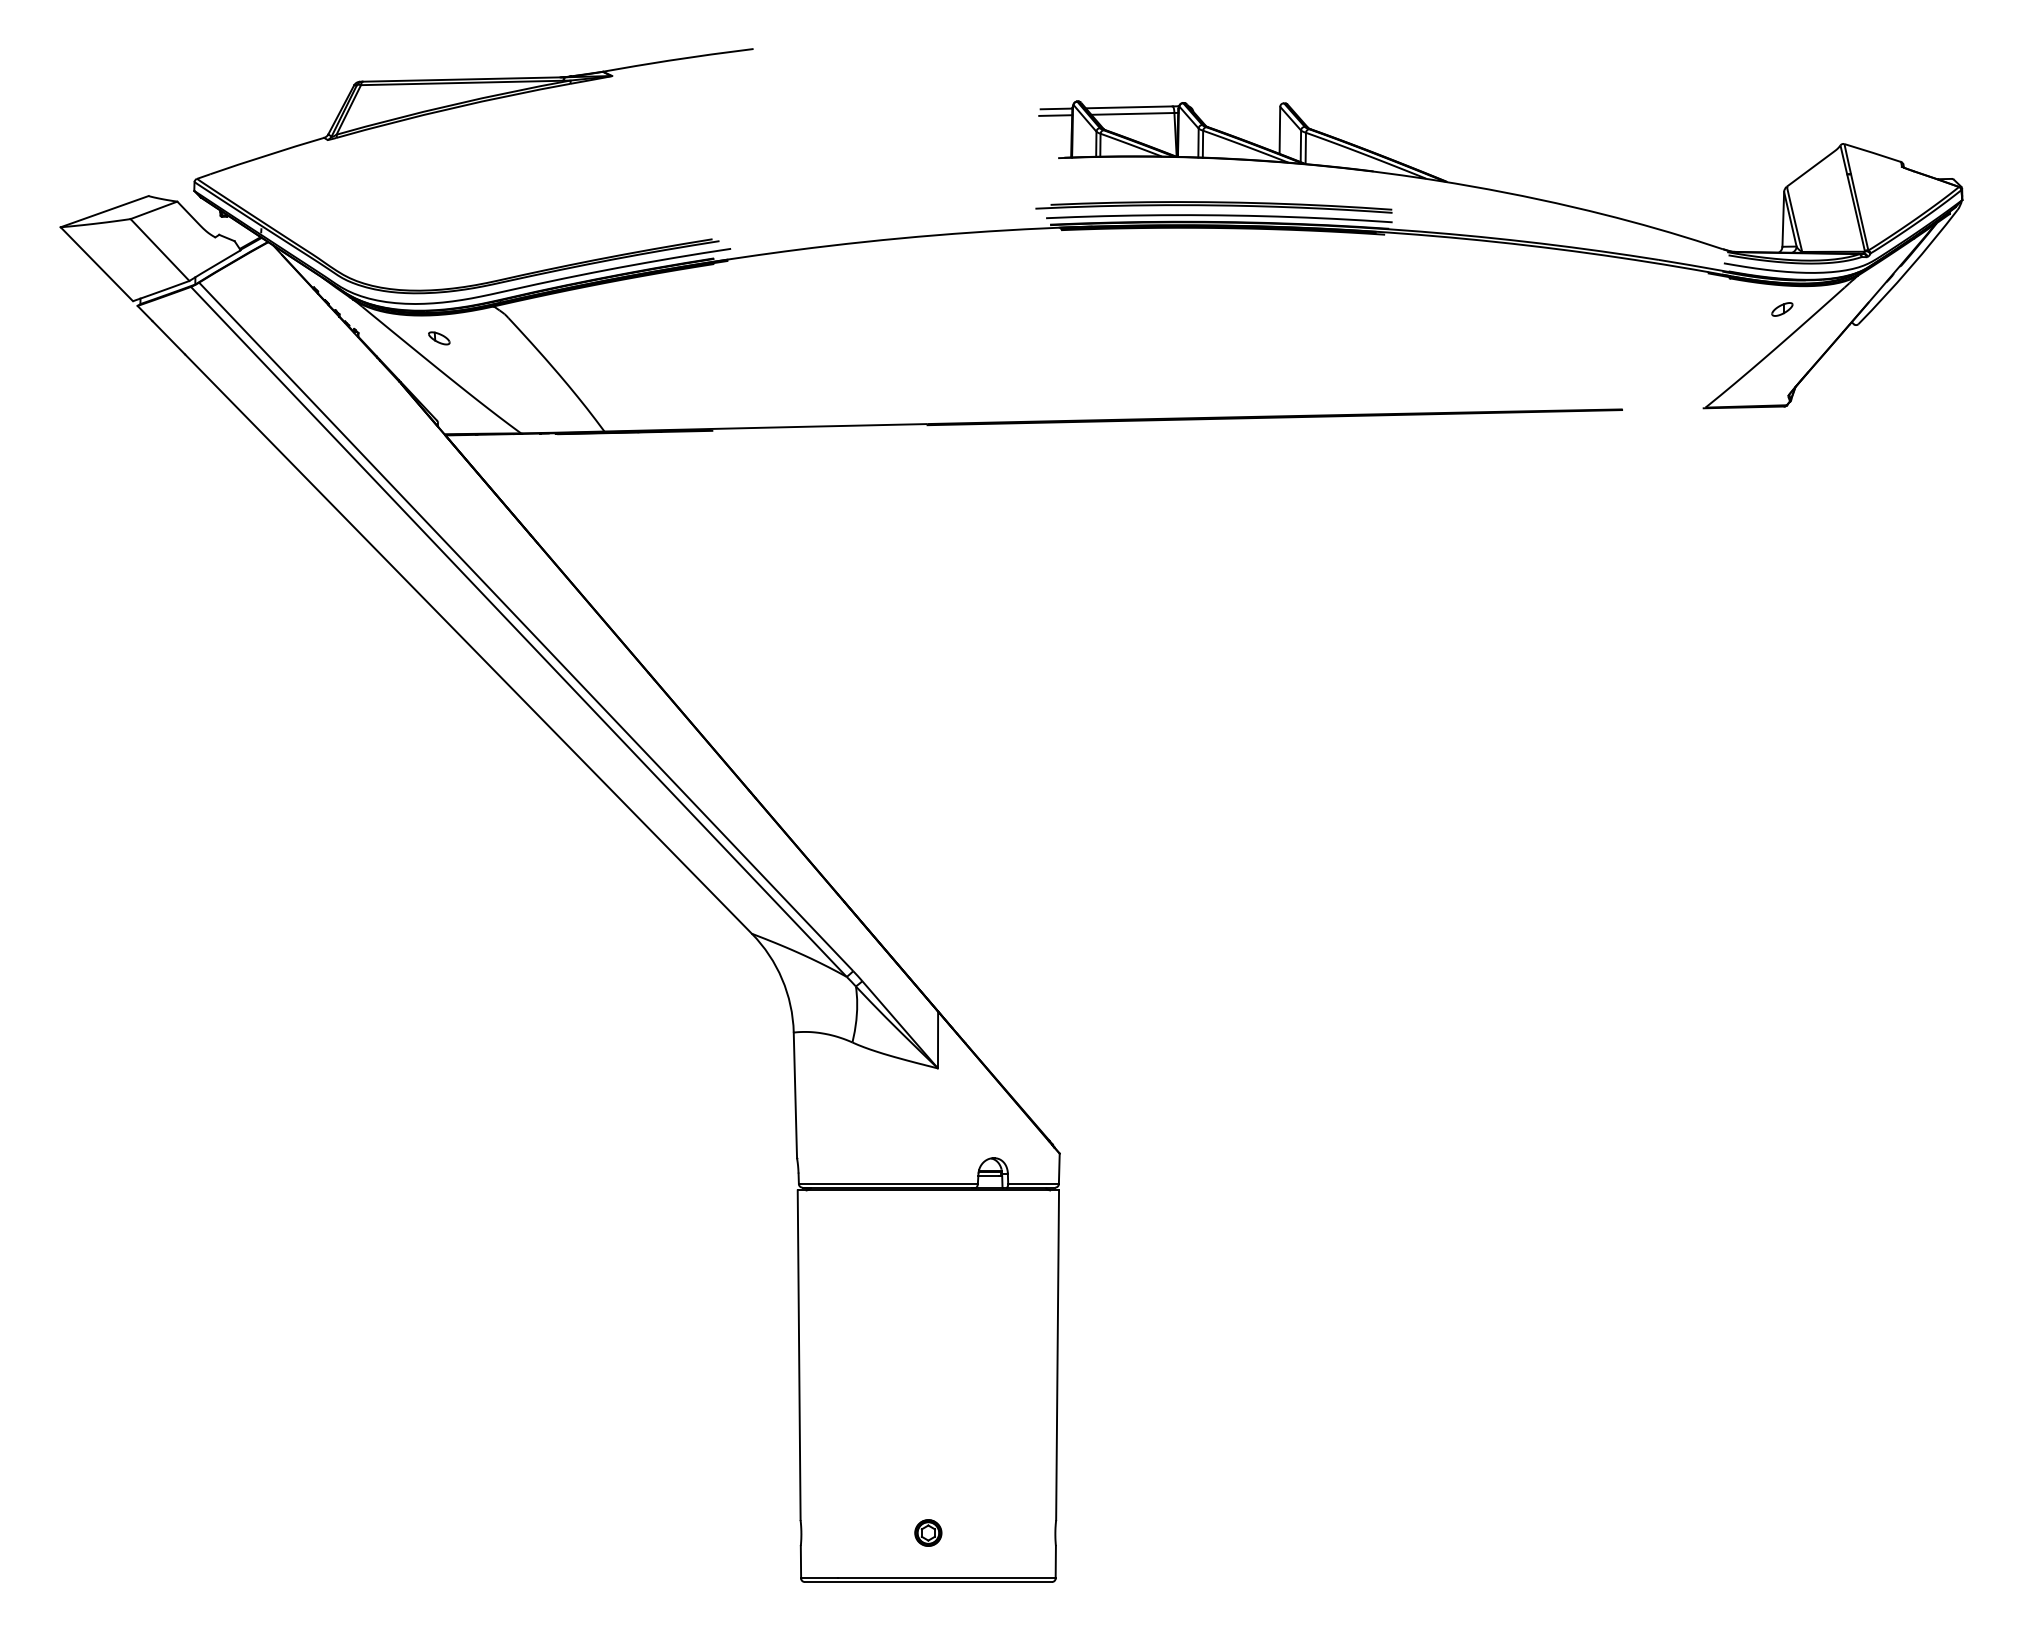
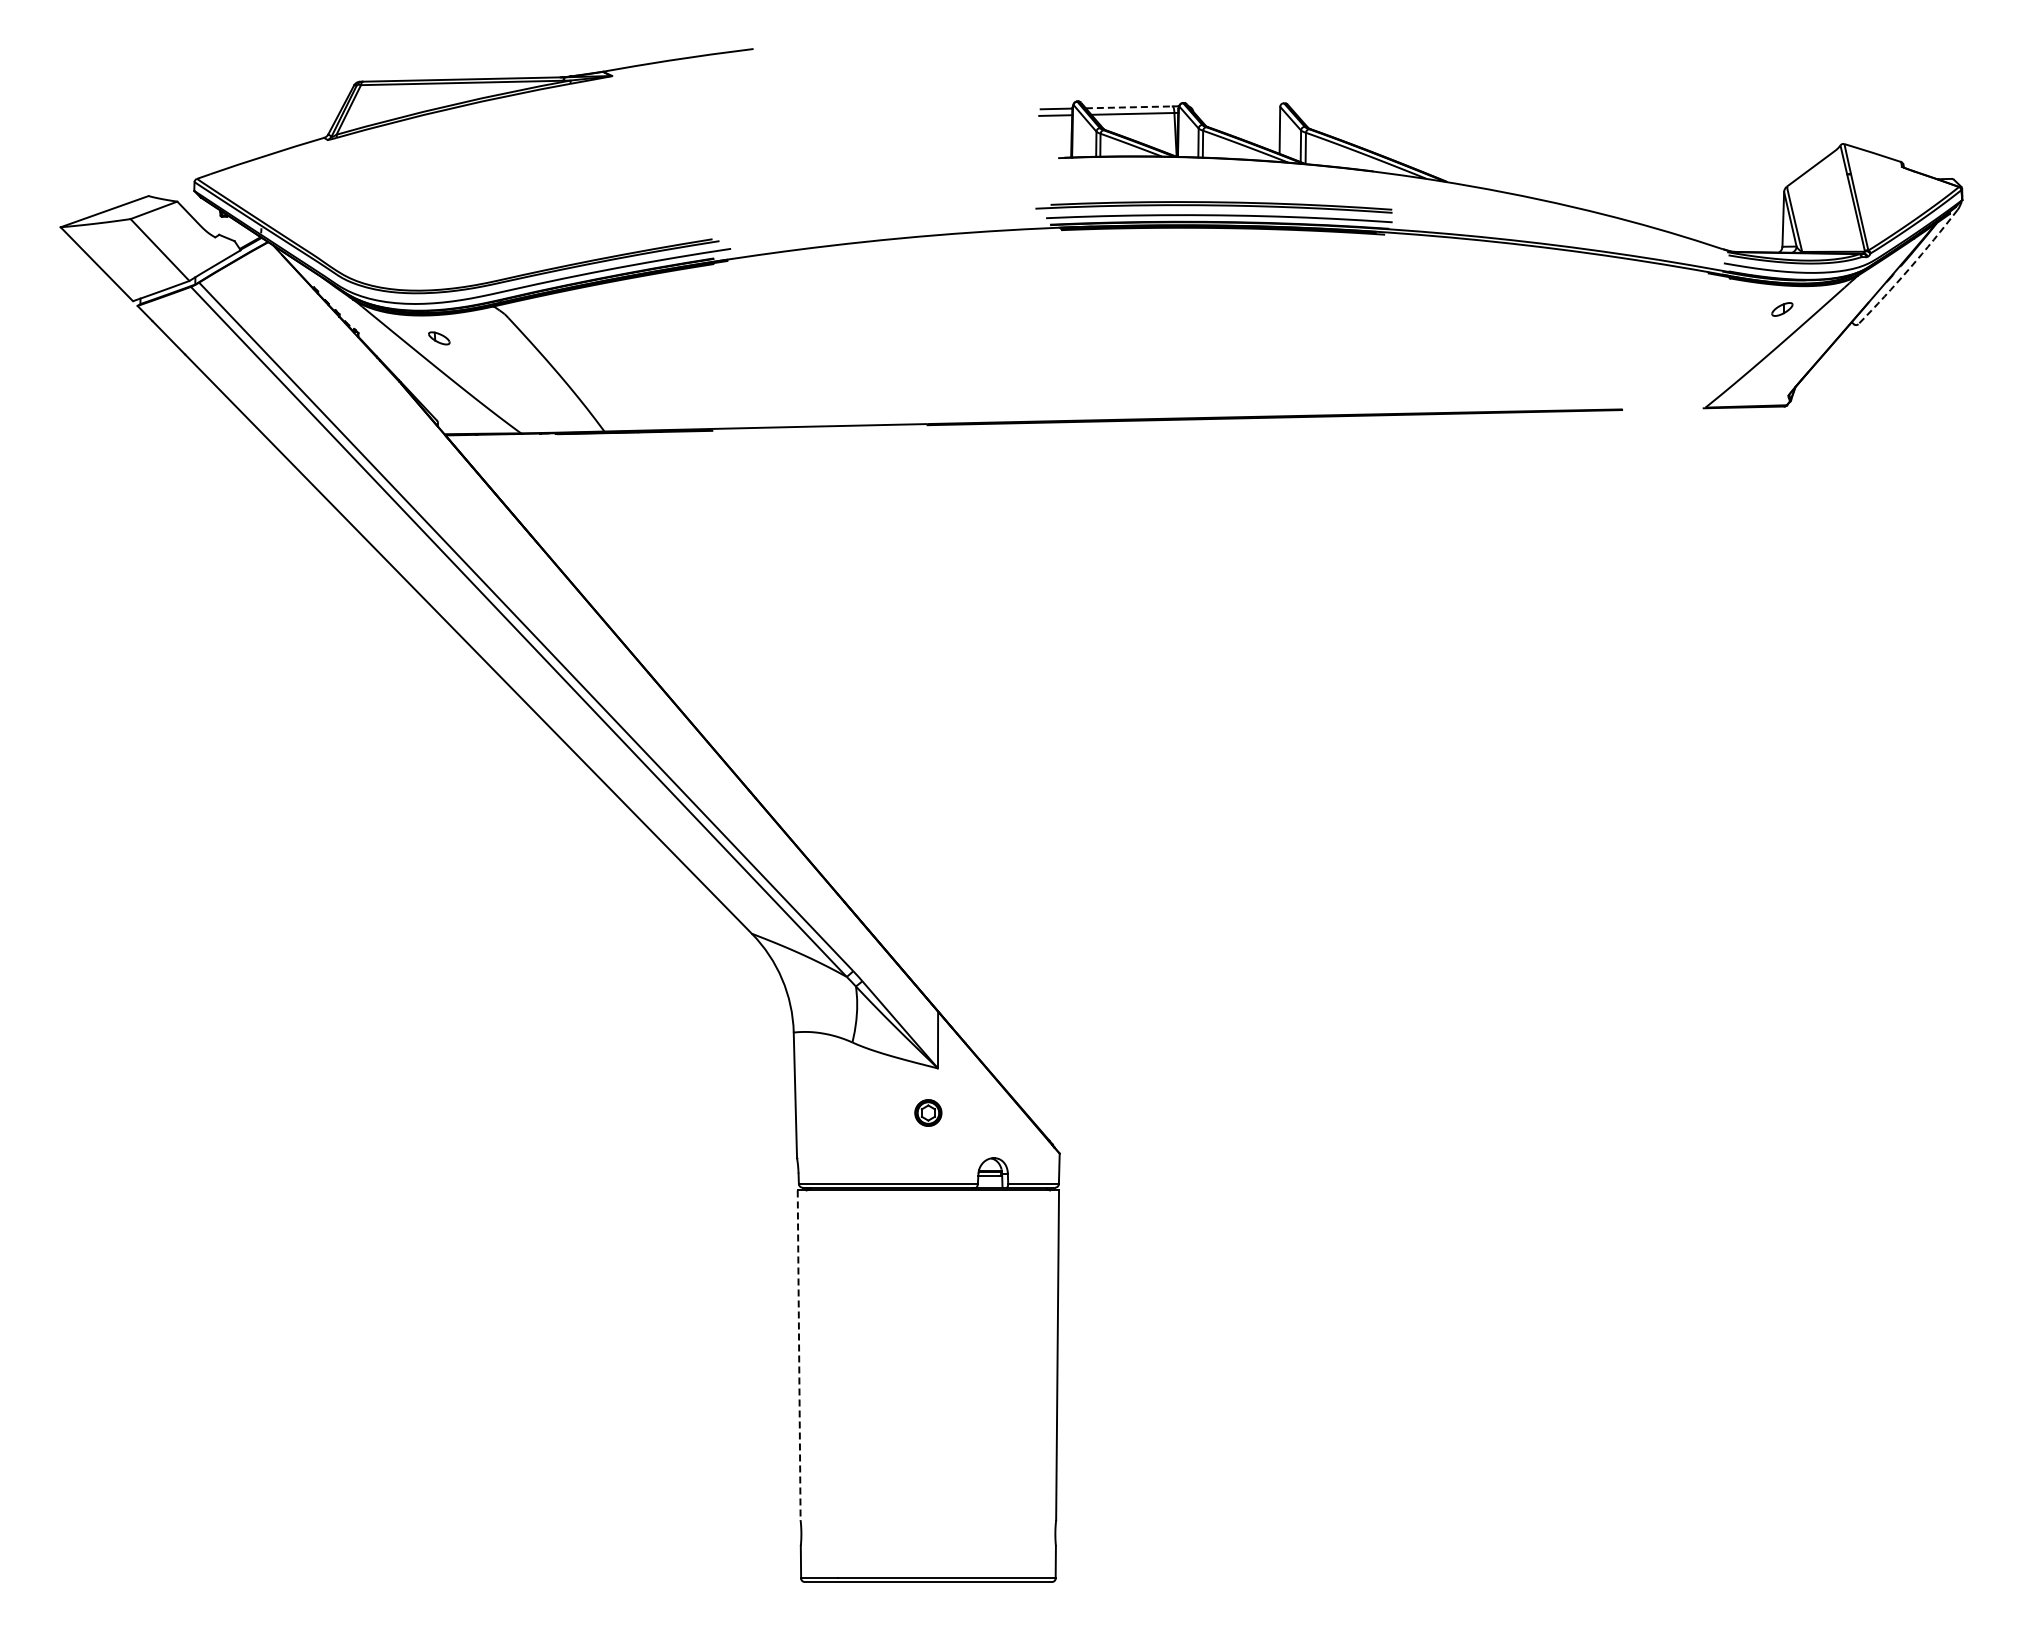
line: solid -> dashed (1129, 107)
arc: solid -> dashed (1909, 268)
line: solid -> dashed (799, 1355)
part position: (928, 1532) -> (928, 1112) (928, 1112)
